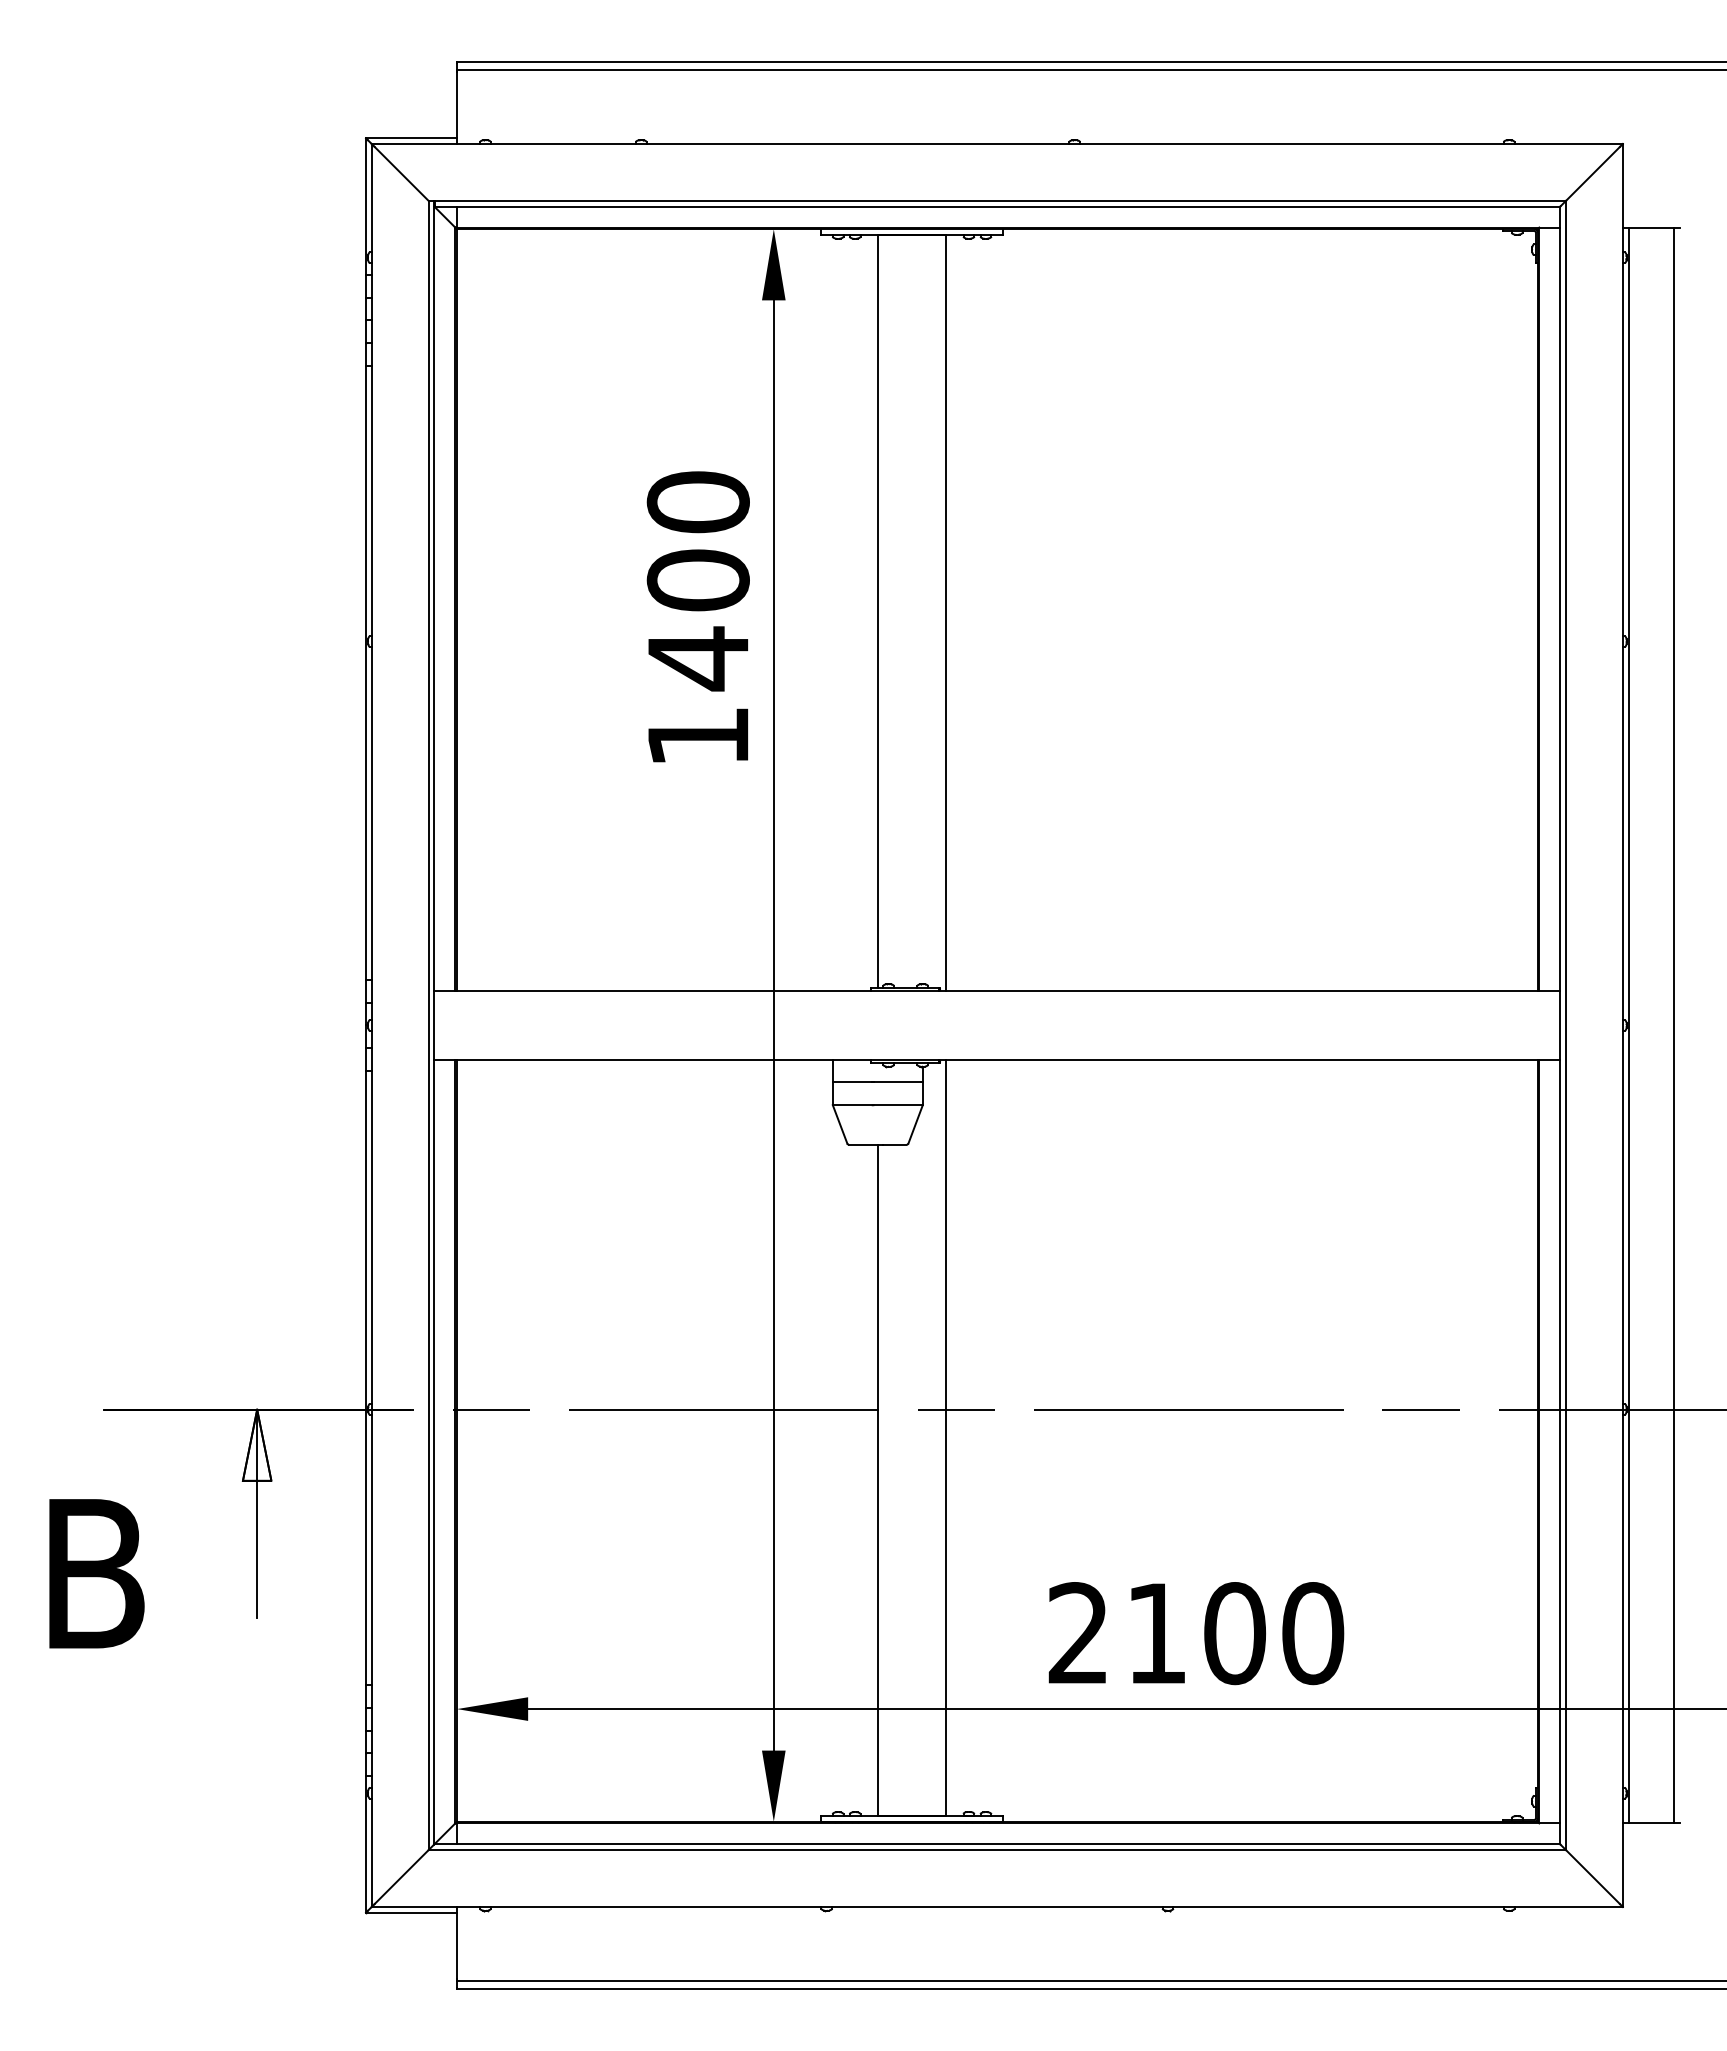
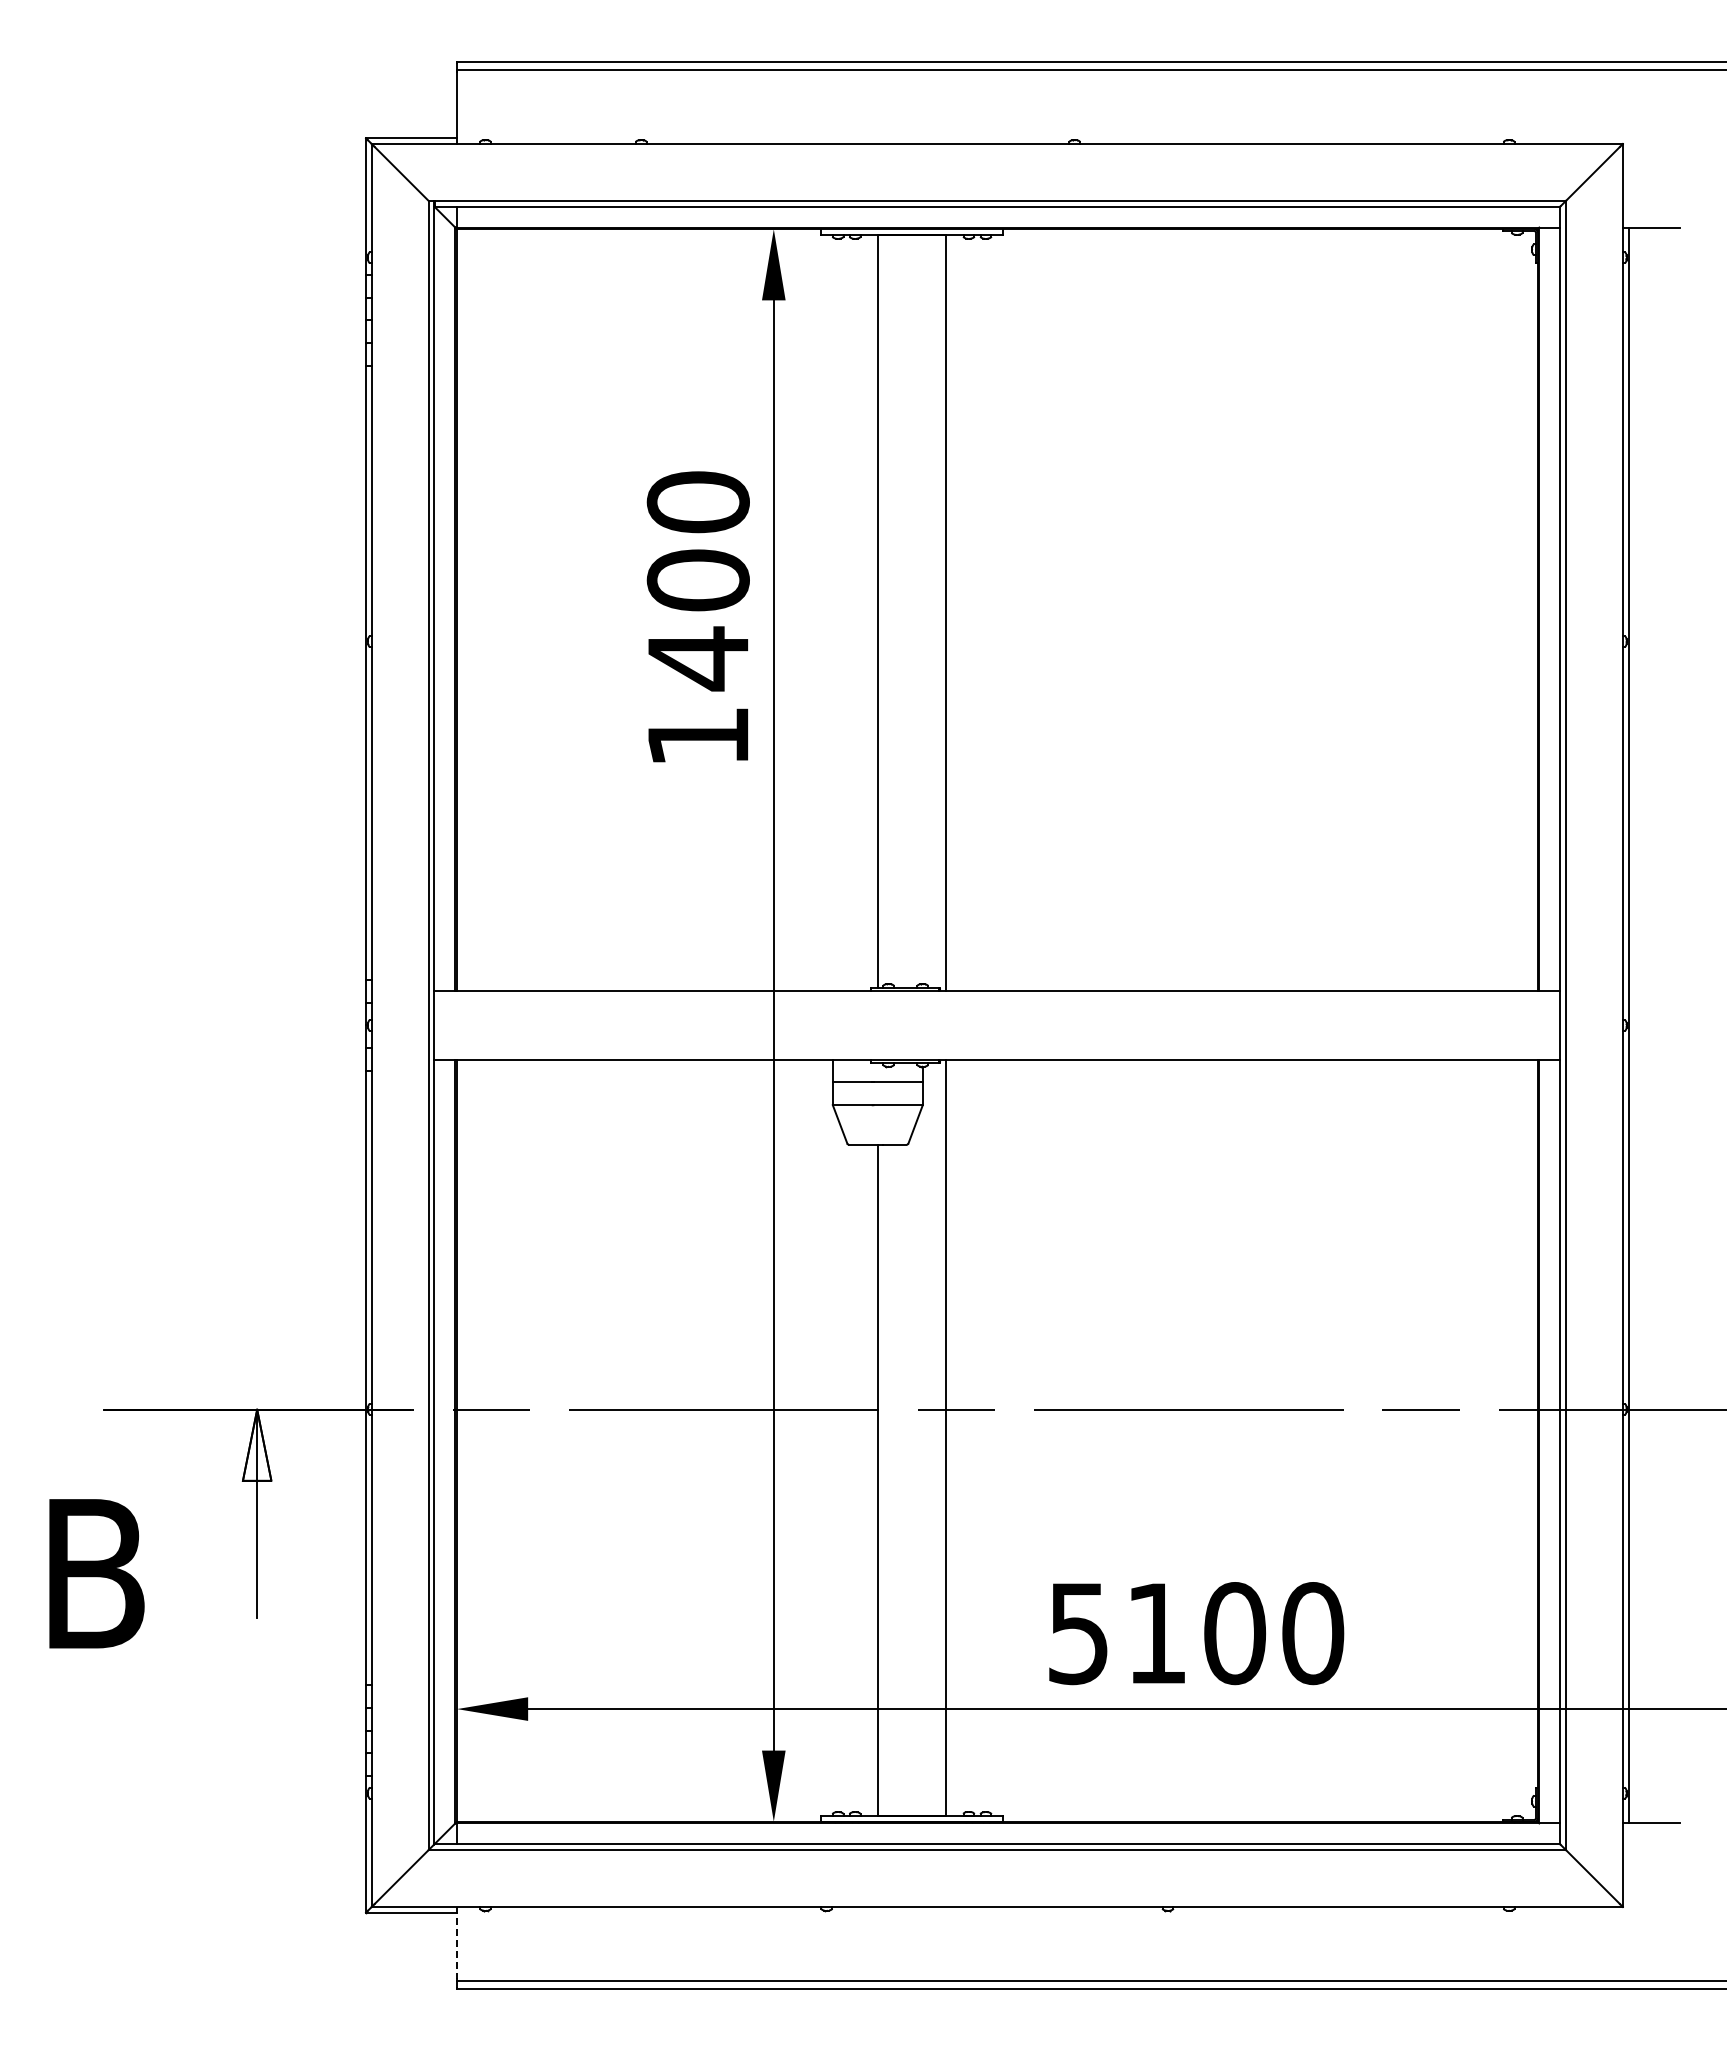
line: present -> none (1674, 1025)
text: 2100 -> 5100 (1077, 1633)
line: solid -> dashed (457, 1942)
